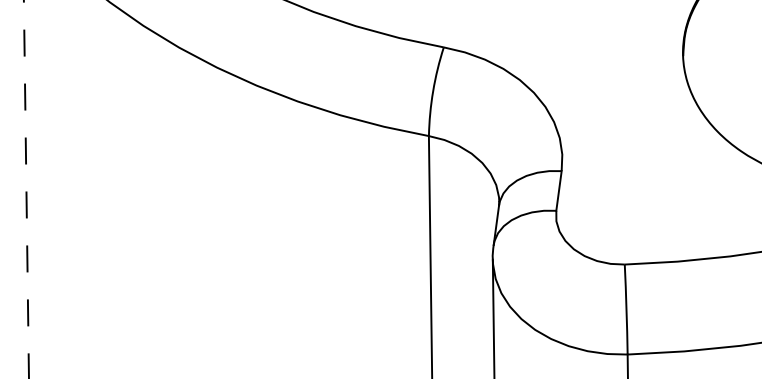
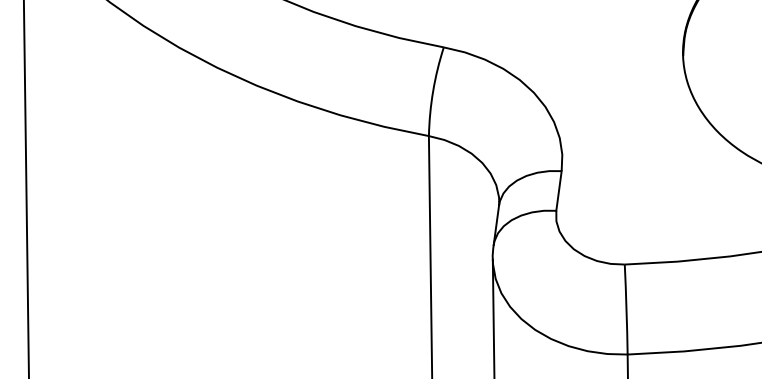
line: dashed -> solid (26, 189)
